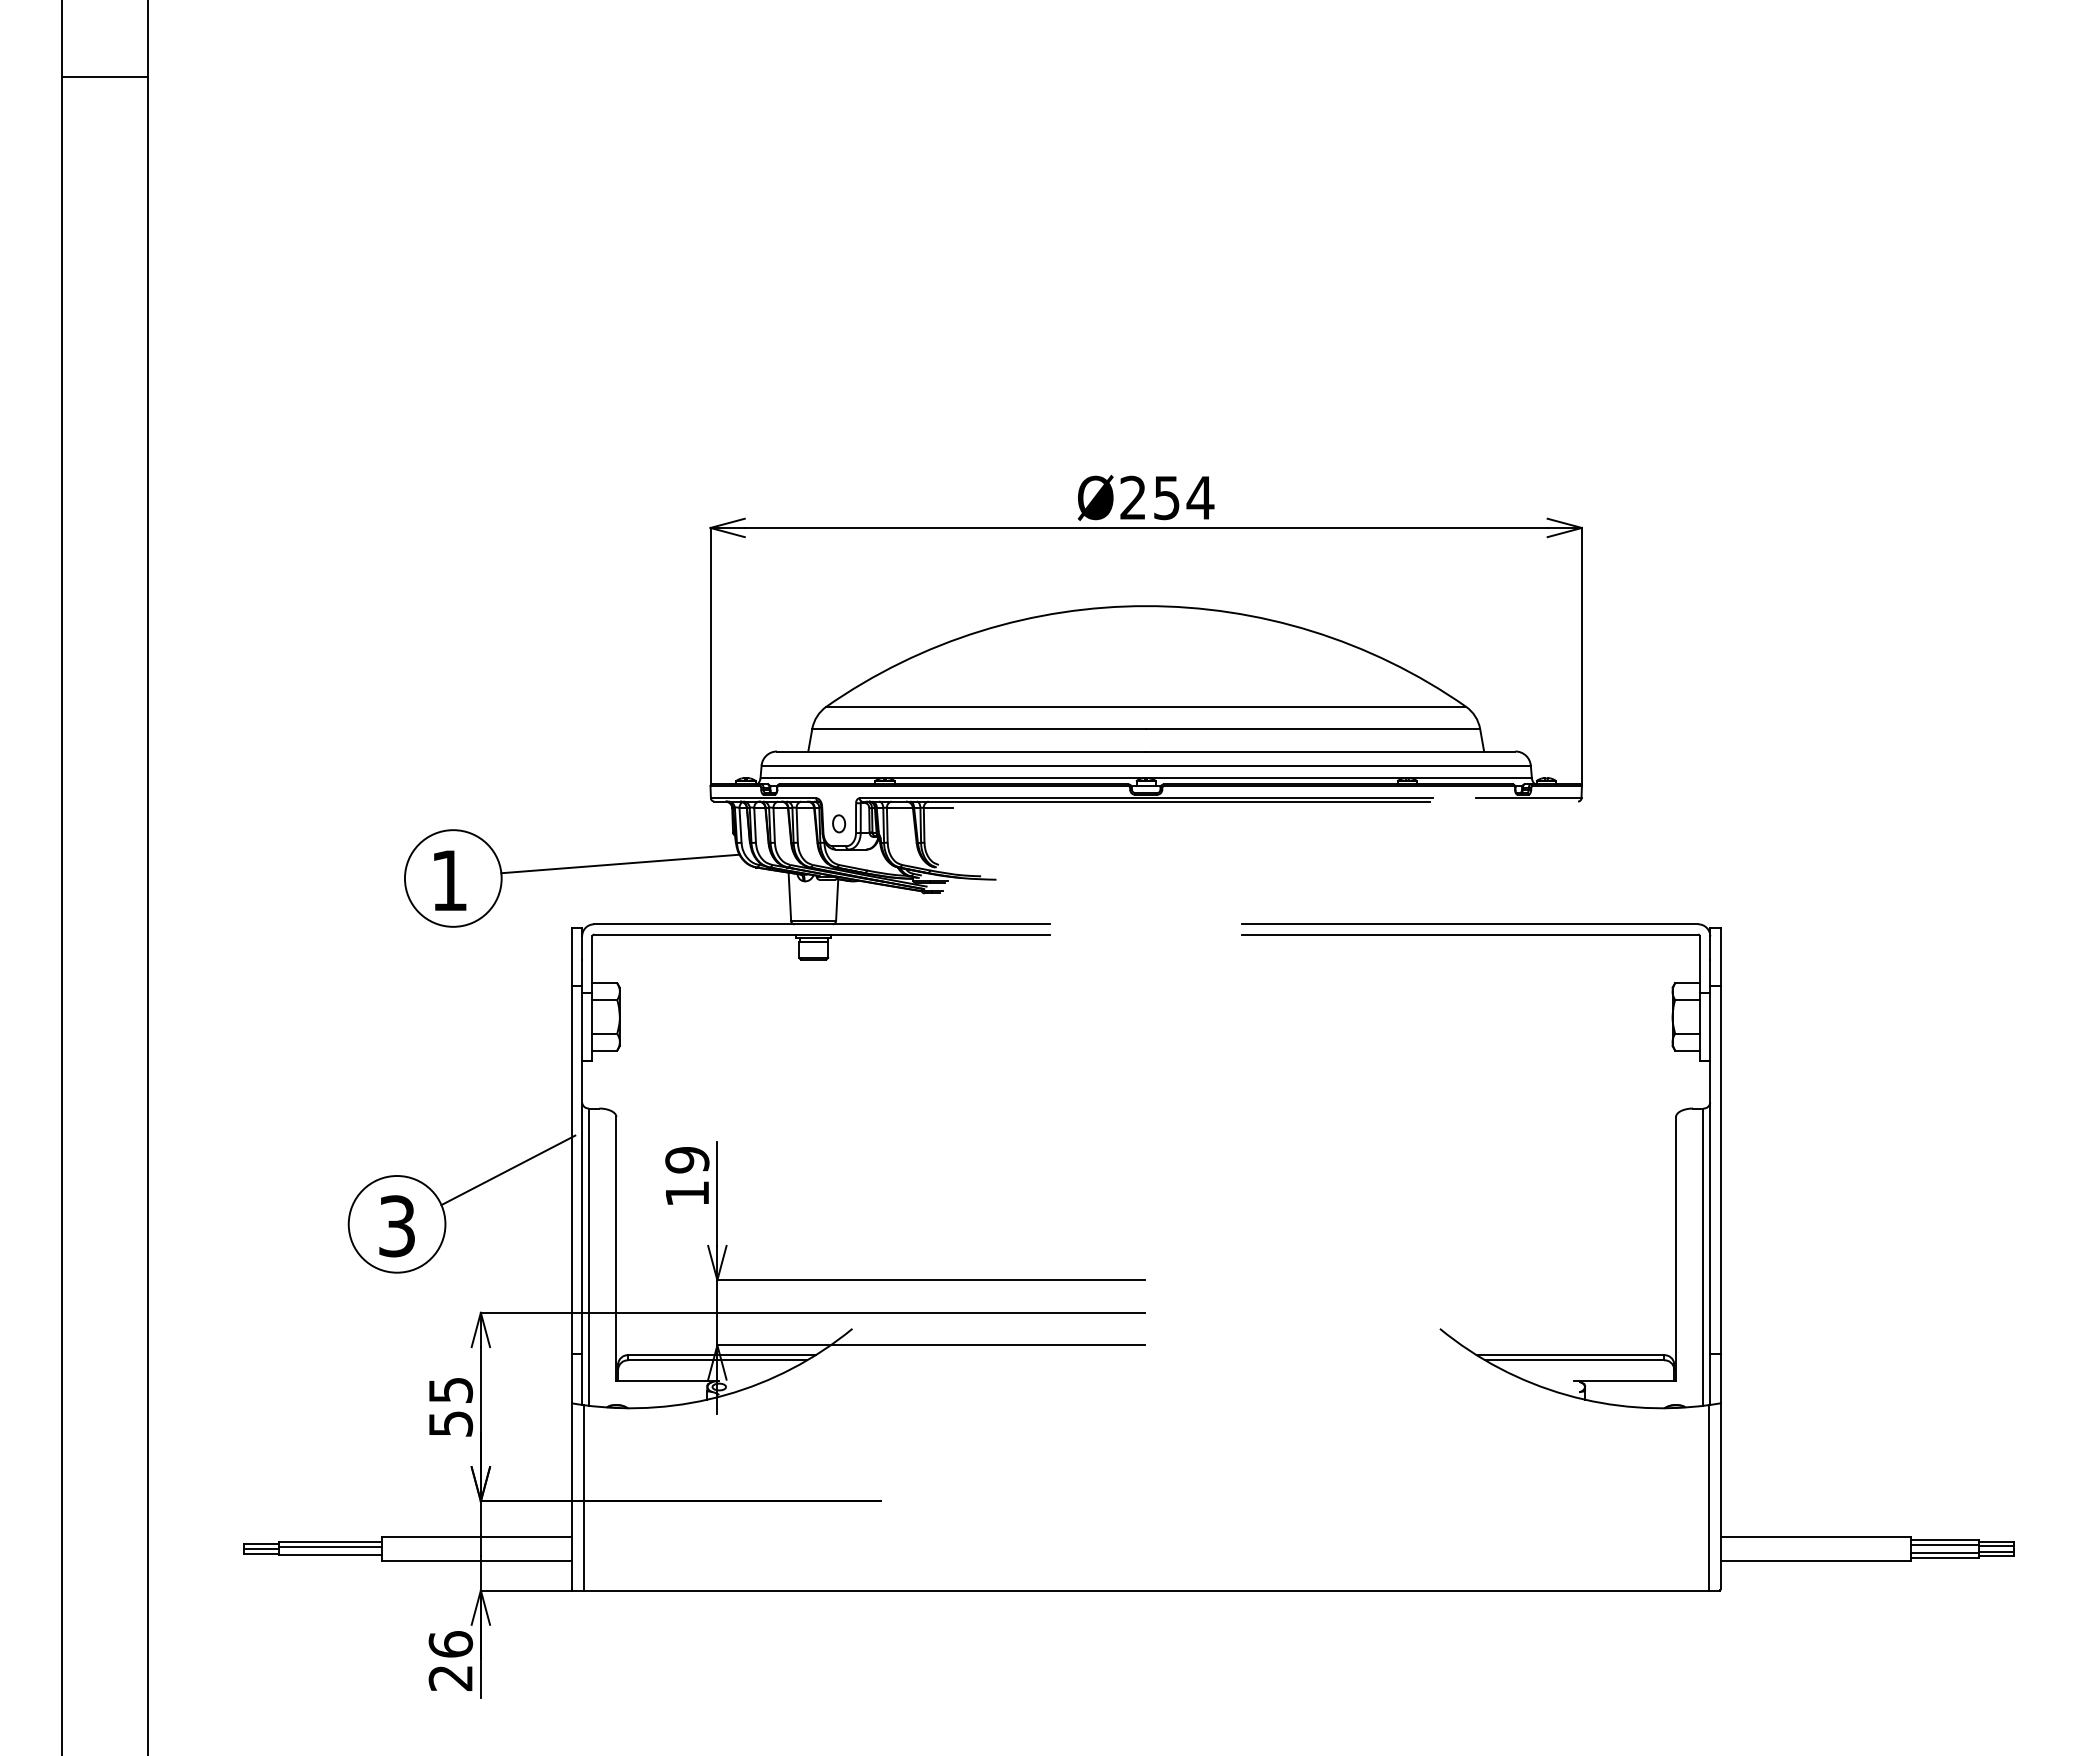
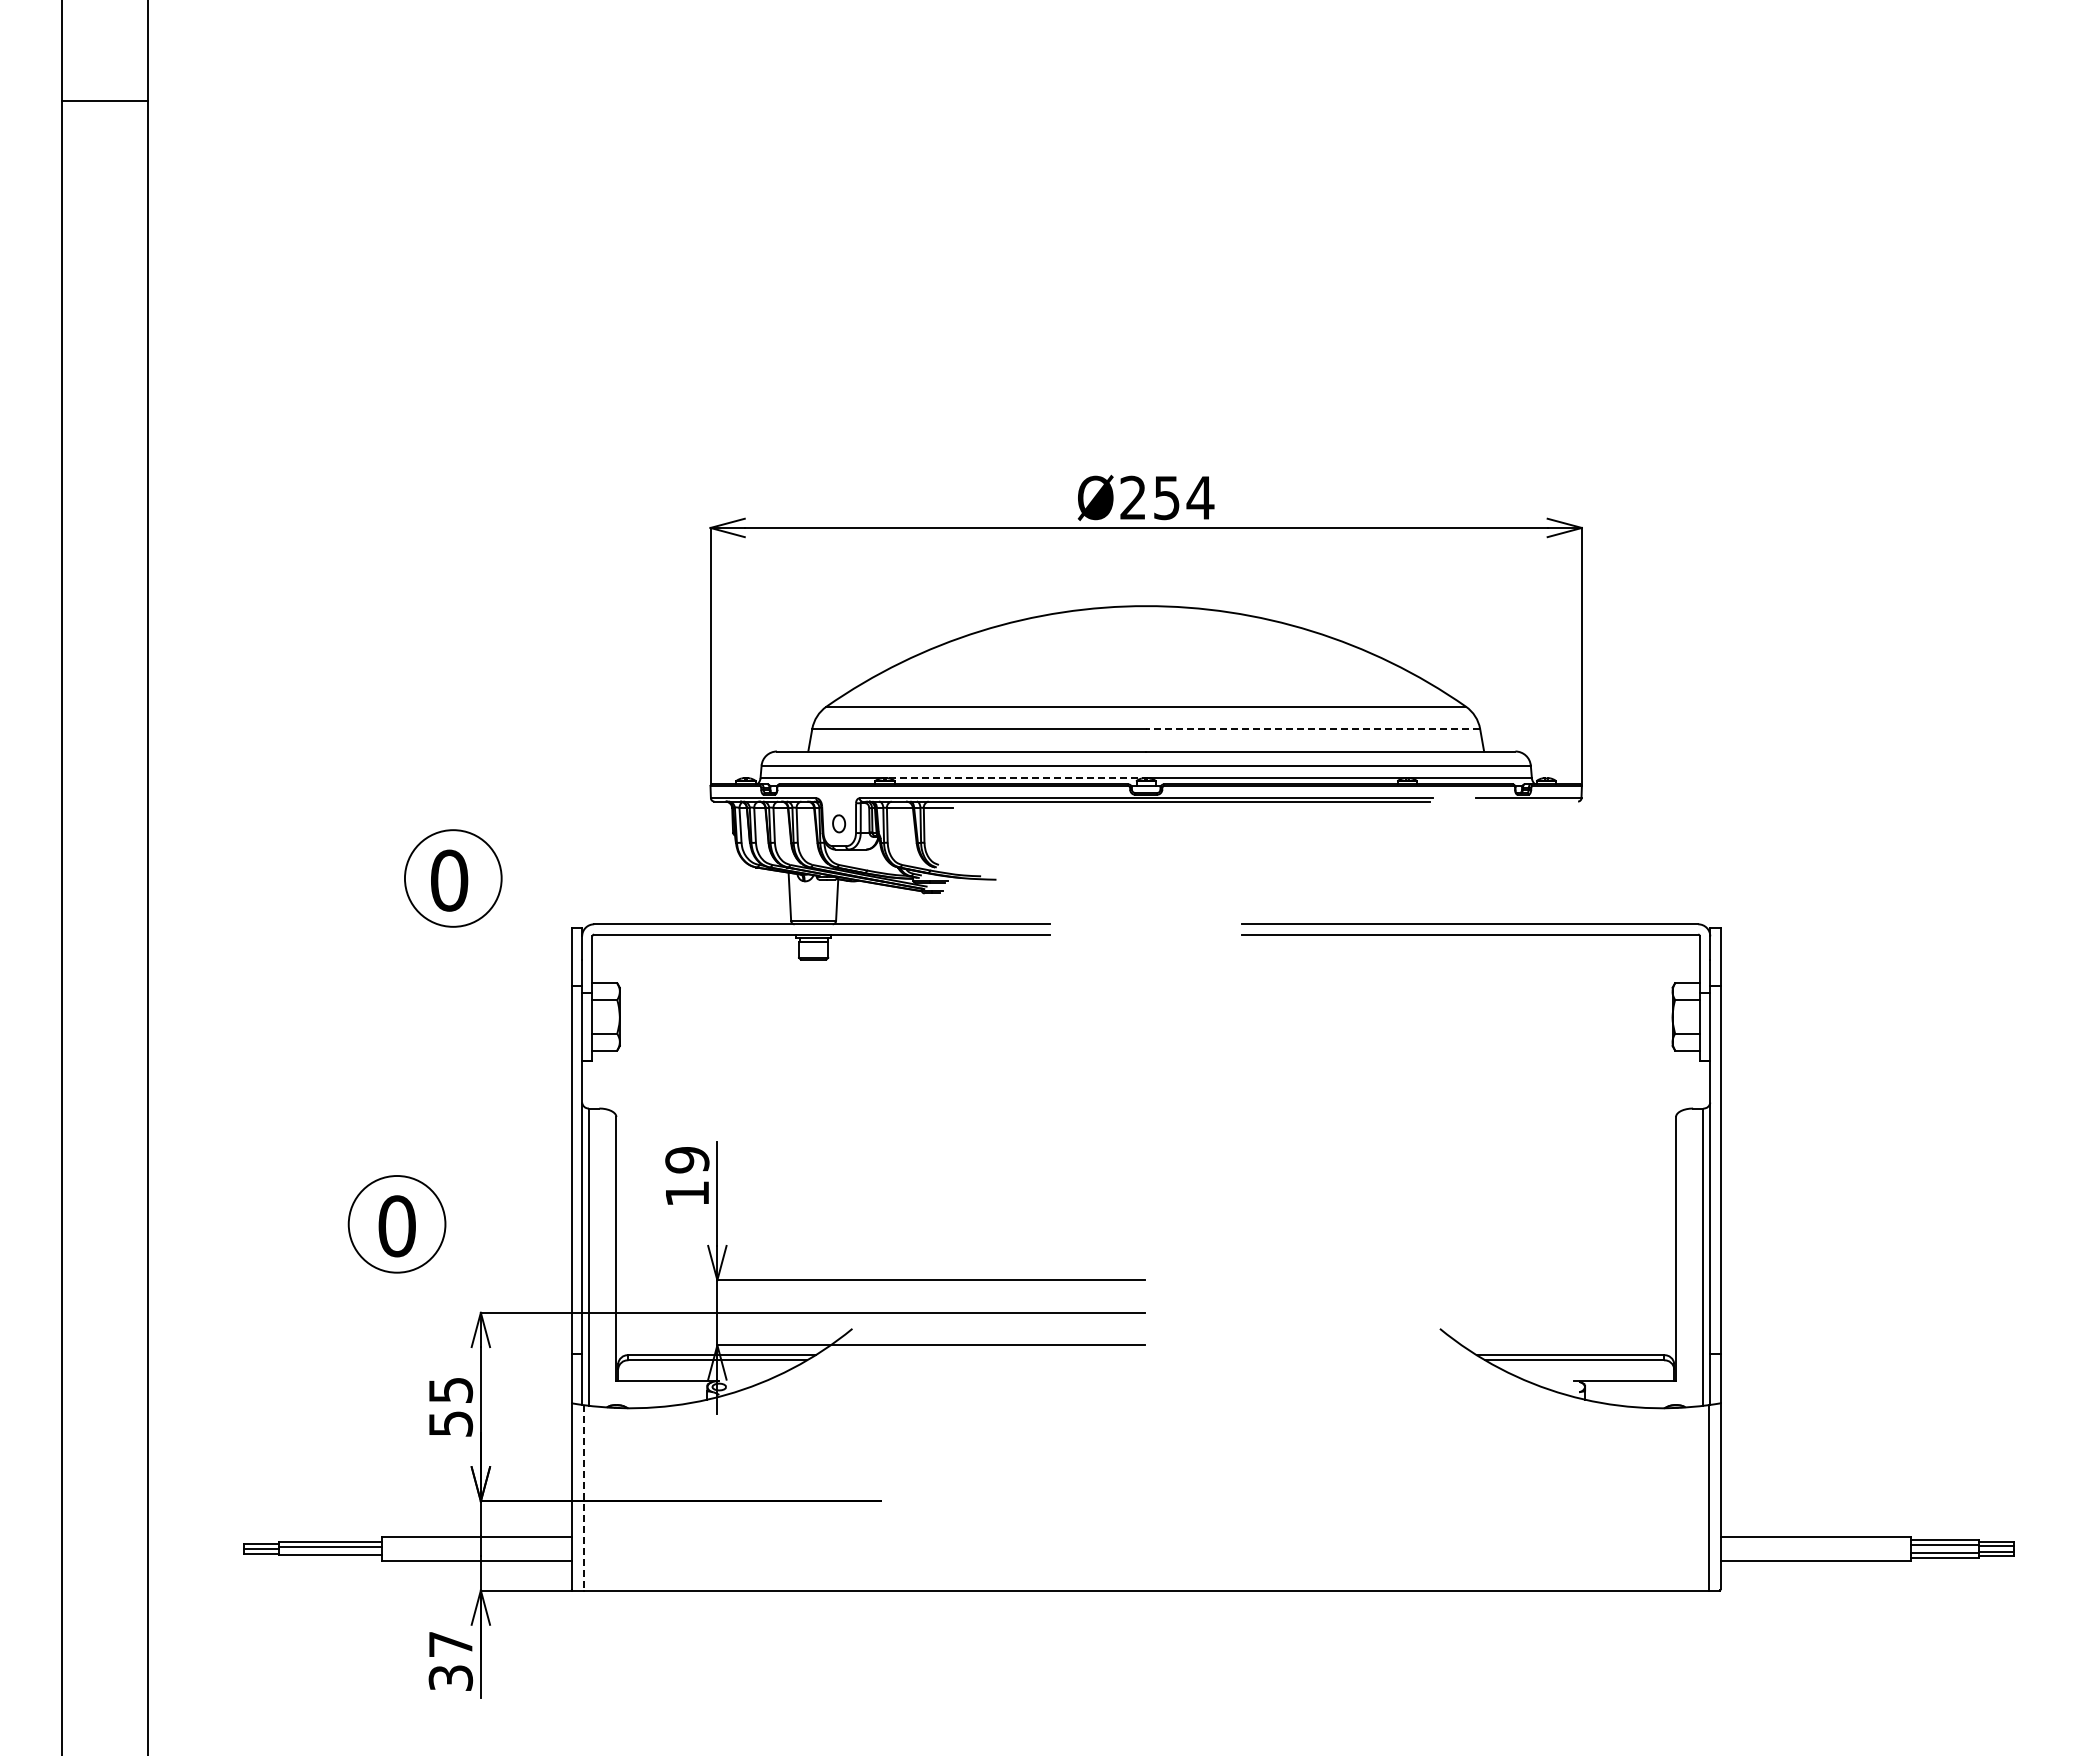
line position: (105, 77) -> (105, 101) (105, 101)
line: solid -> dashed (1313, 728)
line: solid -> dashed (1016, 778)
line: present -> none (620, 863)
text: 1 -> 0 (449, 880)
line: present -> none (508, 1170)
text: 3 -> 0 (396, 1226)
line: solid -> dashed (583, 1497)
text: 26 -> 37 (450, 1660)
